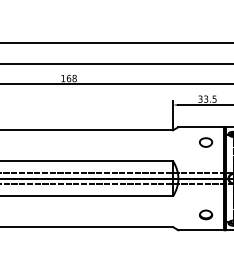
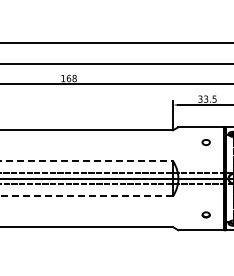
part size: 15x11 px -> 10x8 px (205, 142)
line: solid -> dashed (87, 161)
line: solid -> dashed (86, 196)
part size: 15x12 px -> 10x8 px (205, 214)
